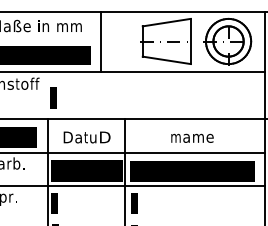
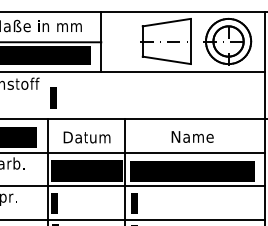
line: none -> present (51, 42)
text: m -> N (175, 136)
text: D -> m (104, 137)
line: none -> present (133, 219)
